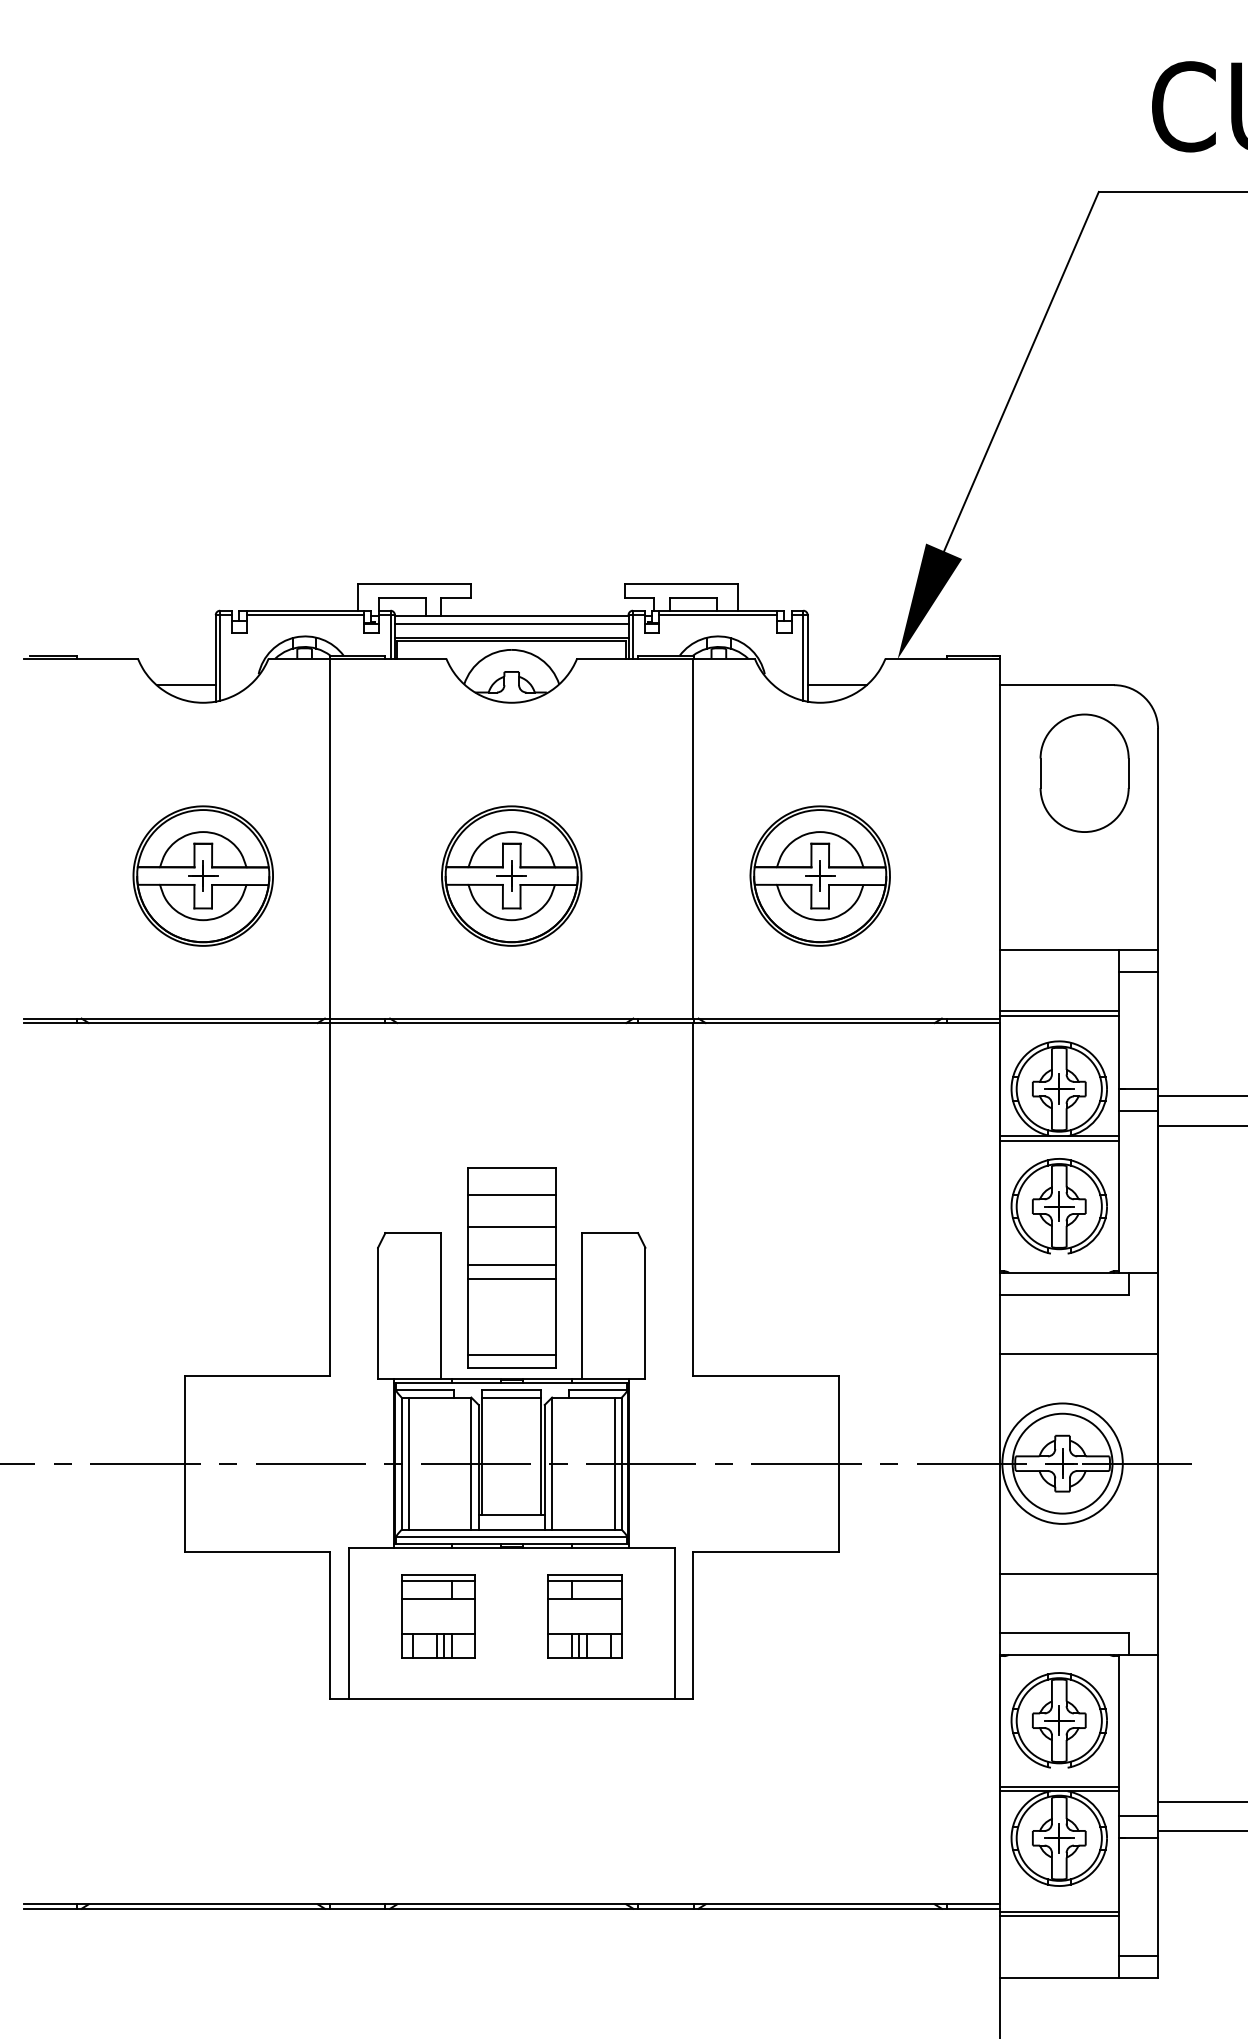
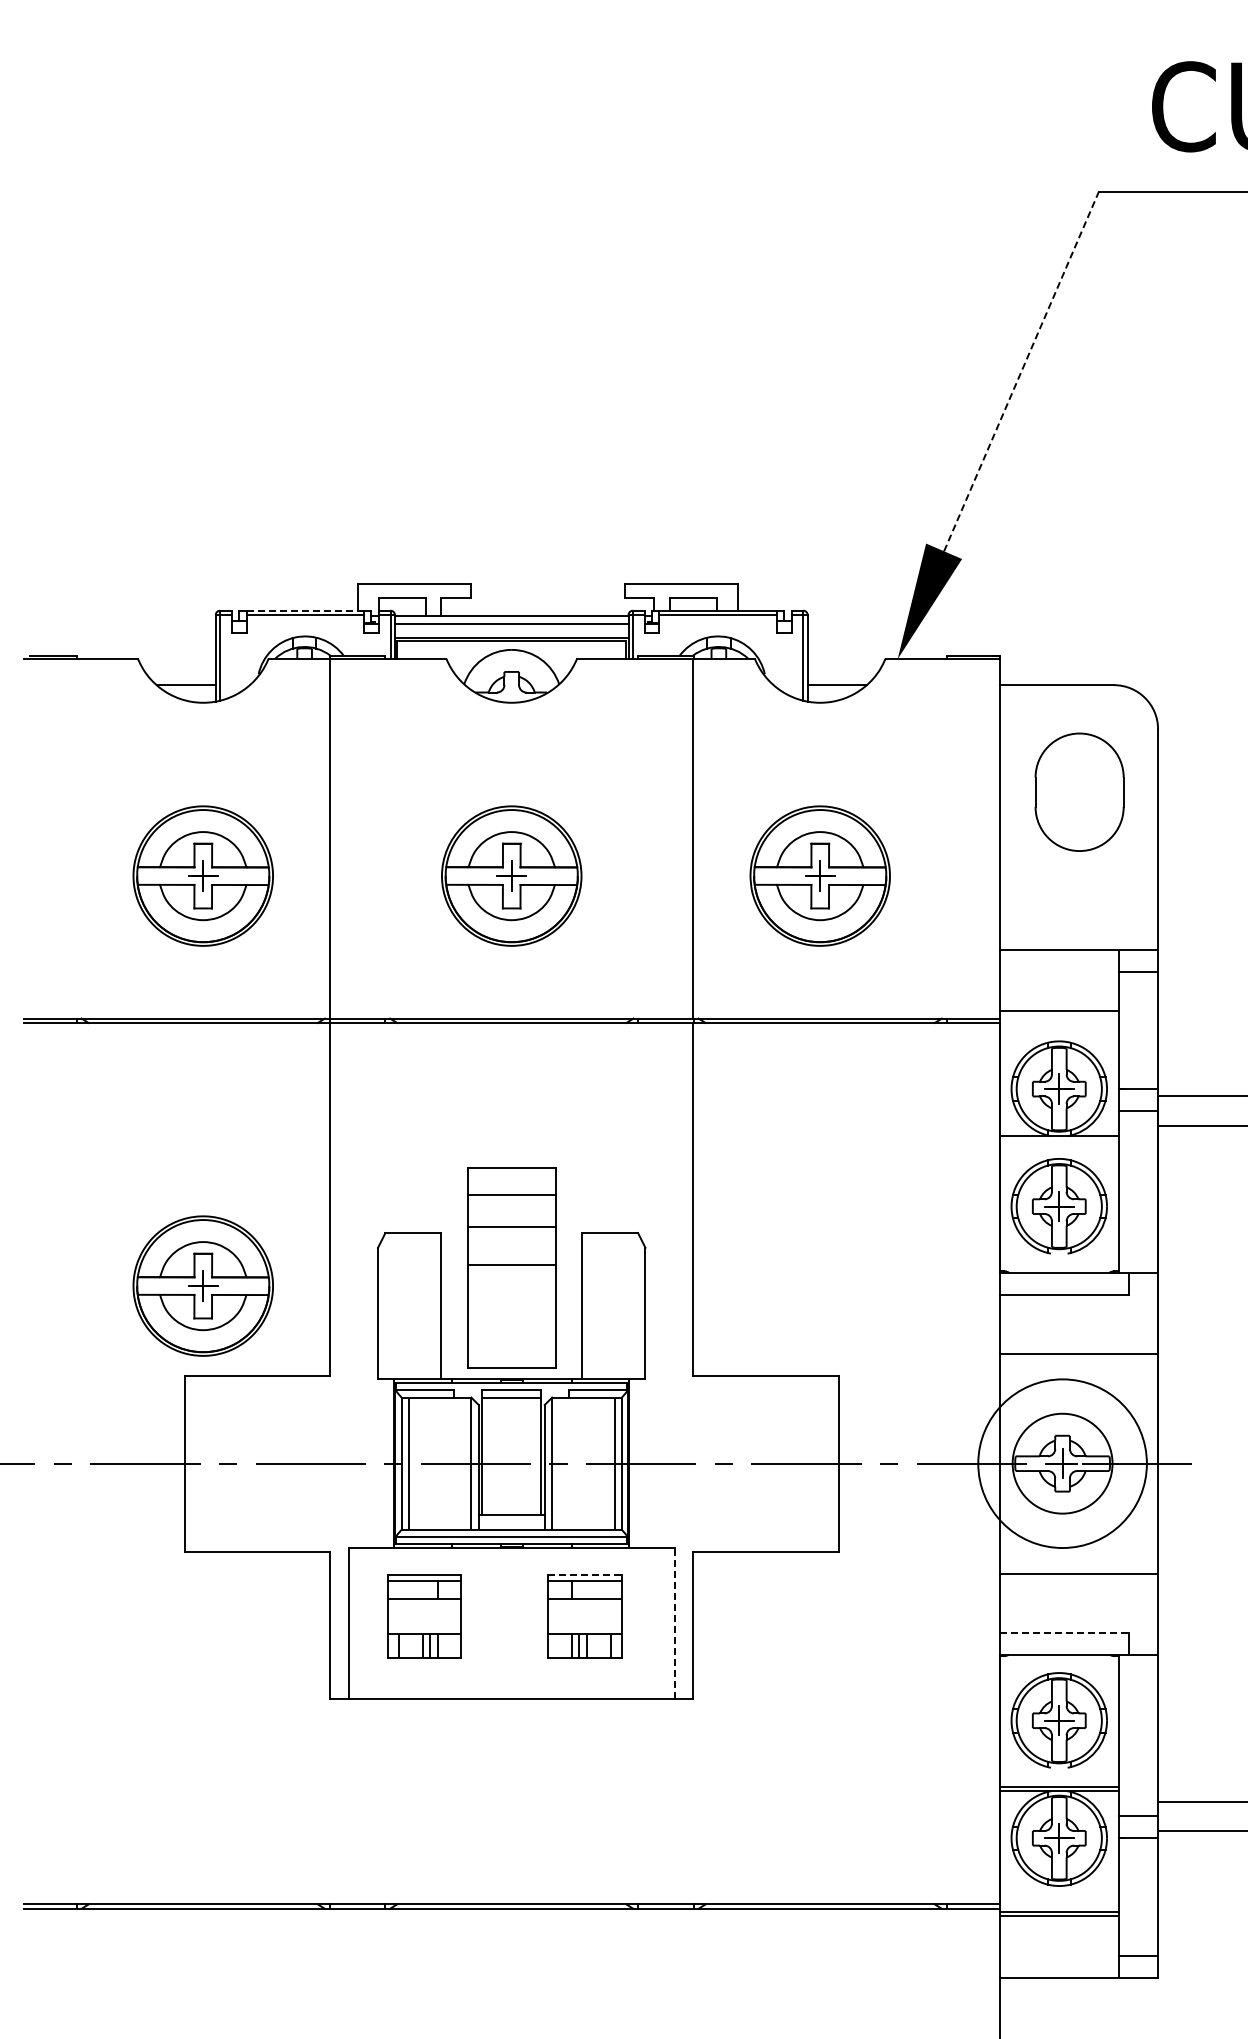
line: solid -> dashed (1021, 371)
line: solid -> dashed (305, 610)
part position: (1084, 772) -> (1079, 791) (1079, 791)
line: present -> none (1058, 1015)
line: present -> none (1058, 1140)
line: present -> none (511, 1278)
part: none -> present (202, 1285)
line: present -> none (511, 1355)
circle diameter: 120 px -> 169 px (1062, 1463)
line: solid -> dashed (585, 1575)
part position: (438, 1616) -> (424, 1616) (424, 1616)
line: solid -> dashed (674, 1622)
line: solid -> dashed (1064, 1632)
